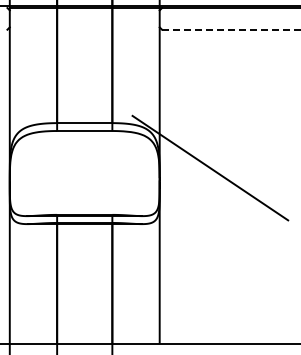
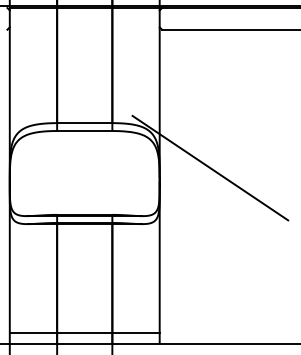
line: dashed -> solid (231, 29)
line: none -> present (84, 333)
